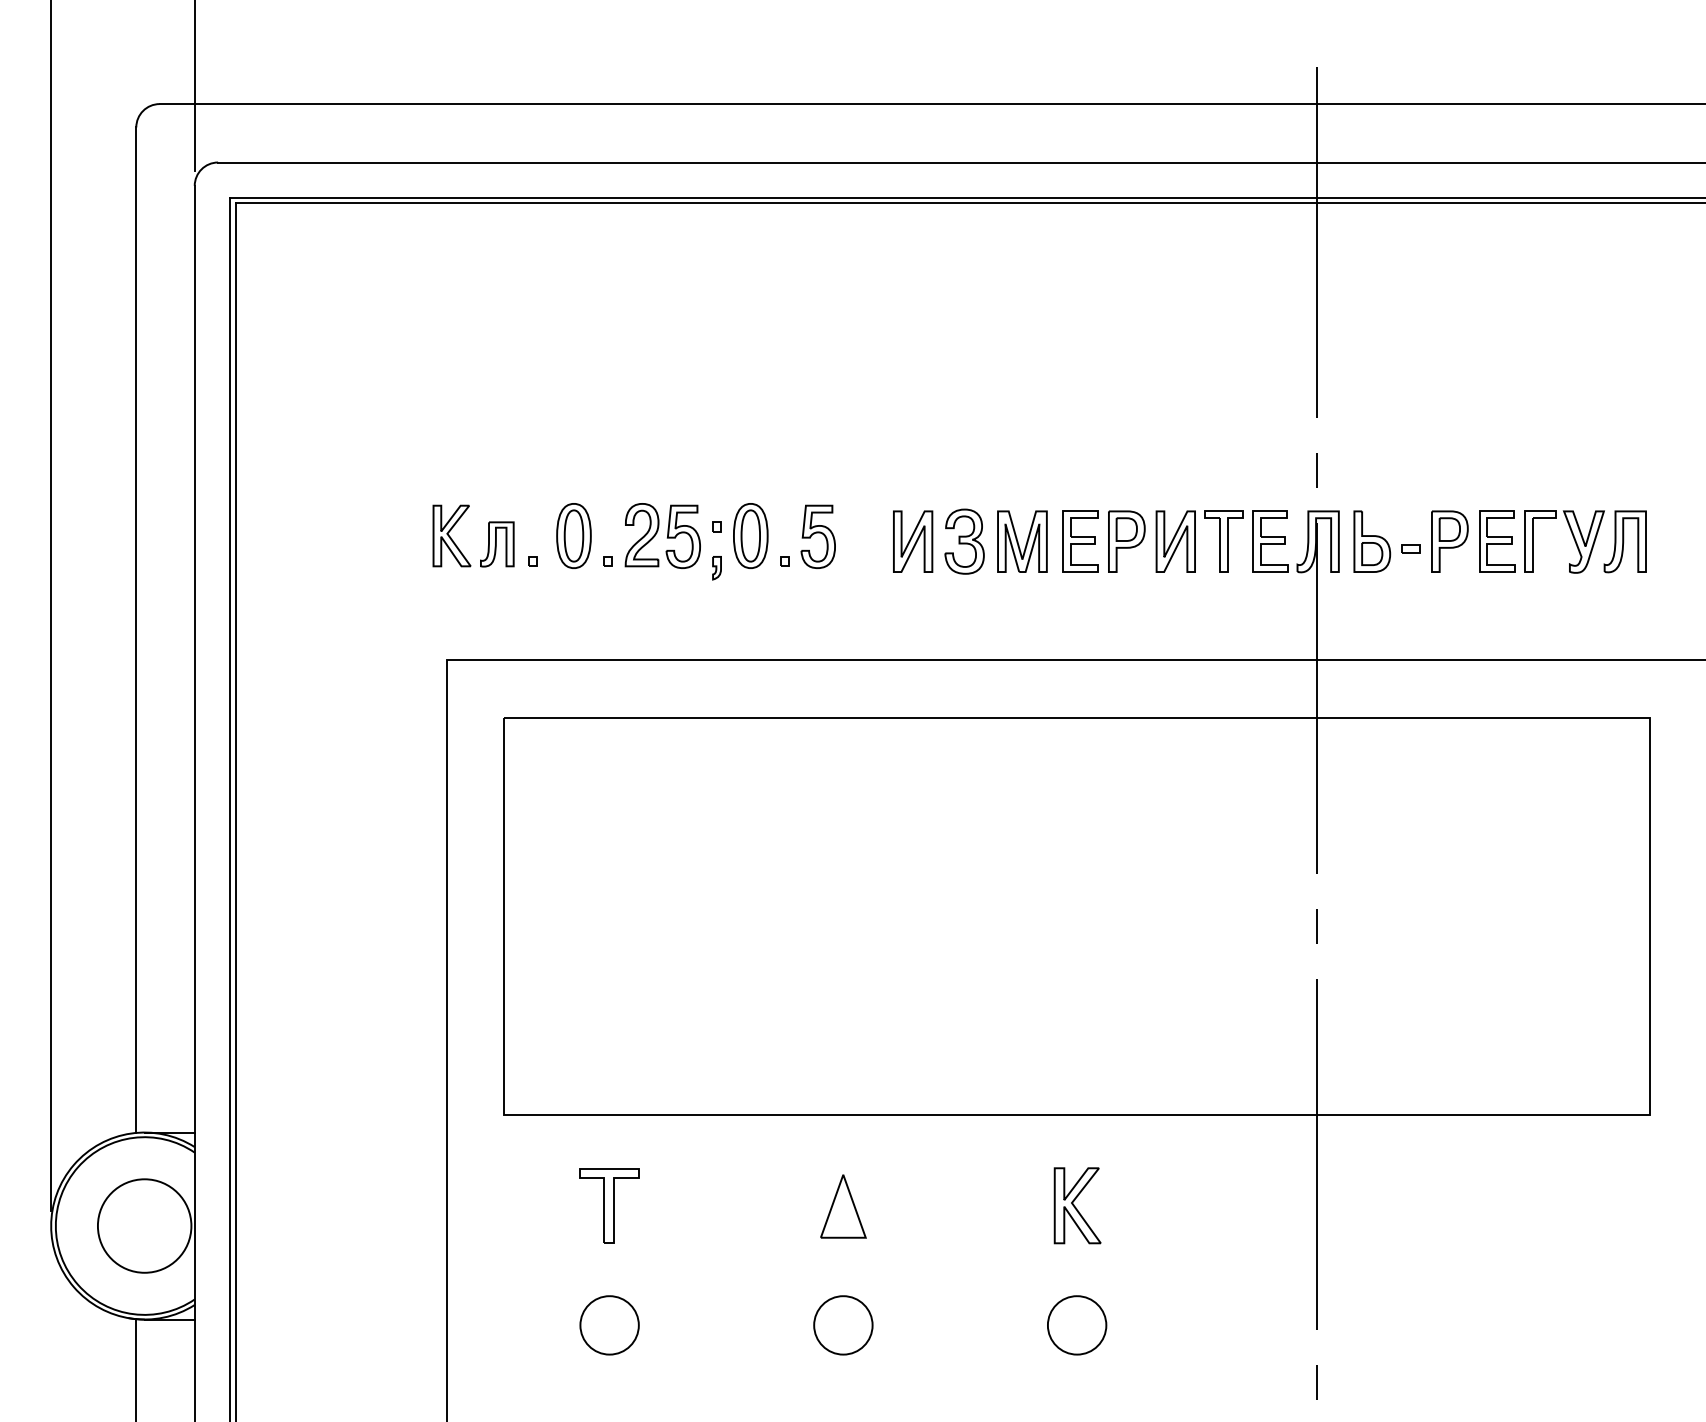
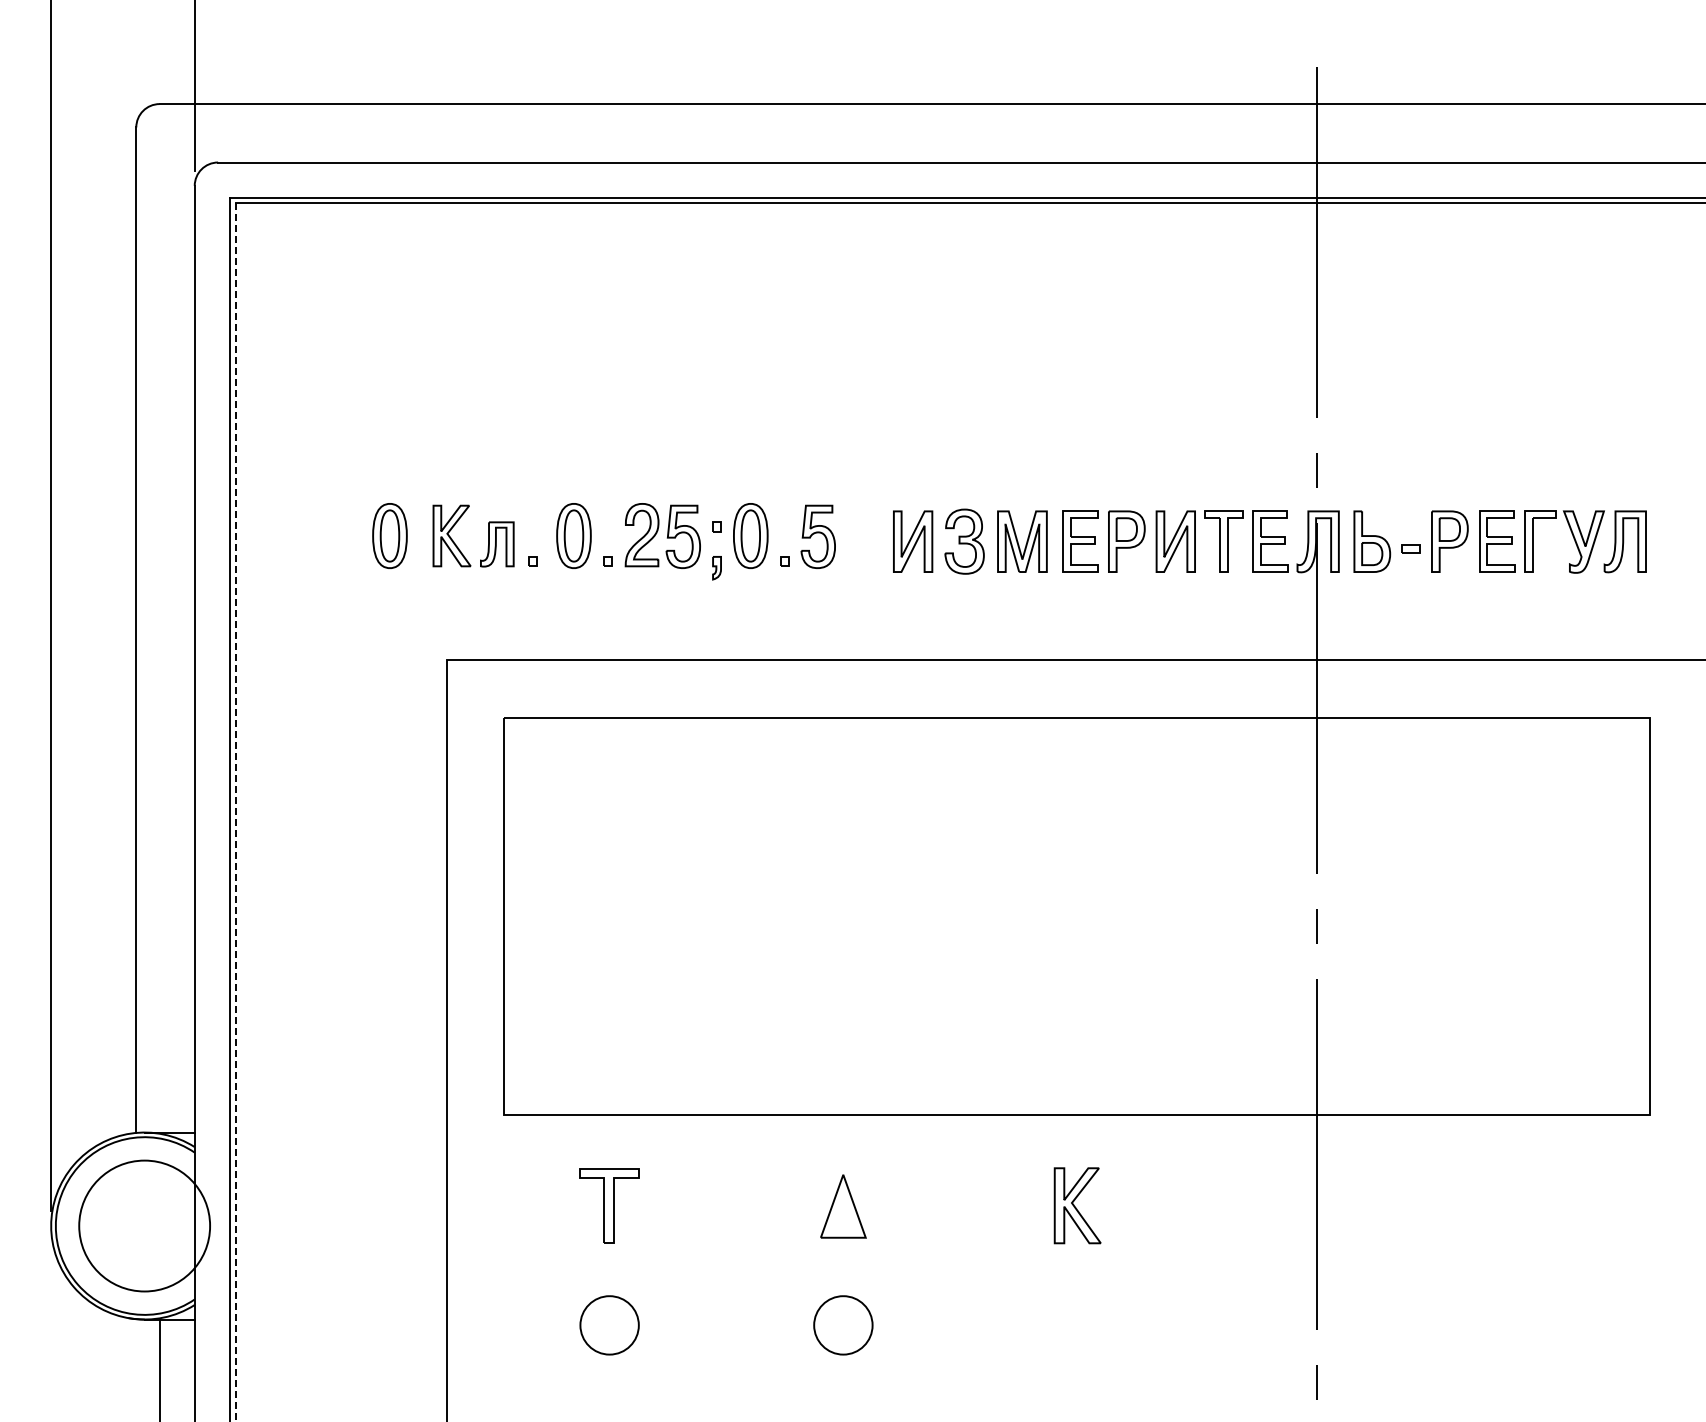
part: none -> present (389, 535)
line: solid -> dashed (235, 812)
circle diameter: 93 px -> 131 px (144, 1225)
part: present -> none (1077, 1325)
line position: (136, 1368) -> (160, 1368) (160, 1368)
